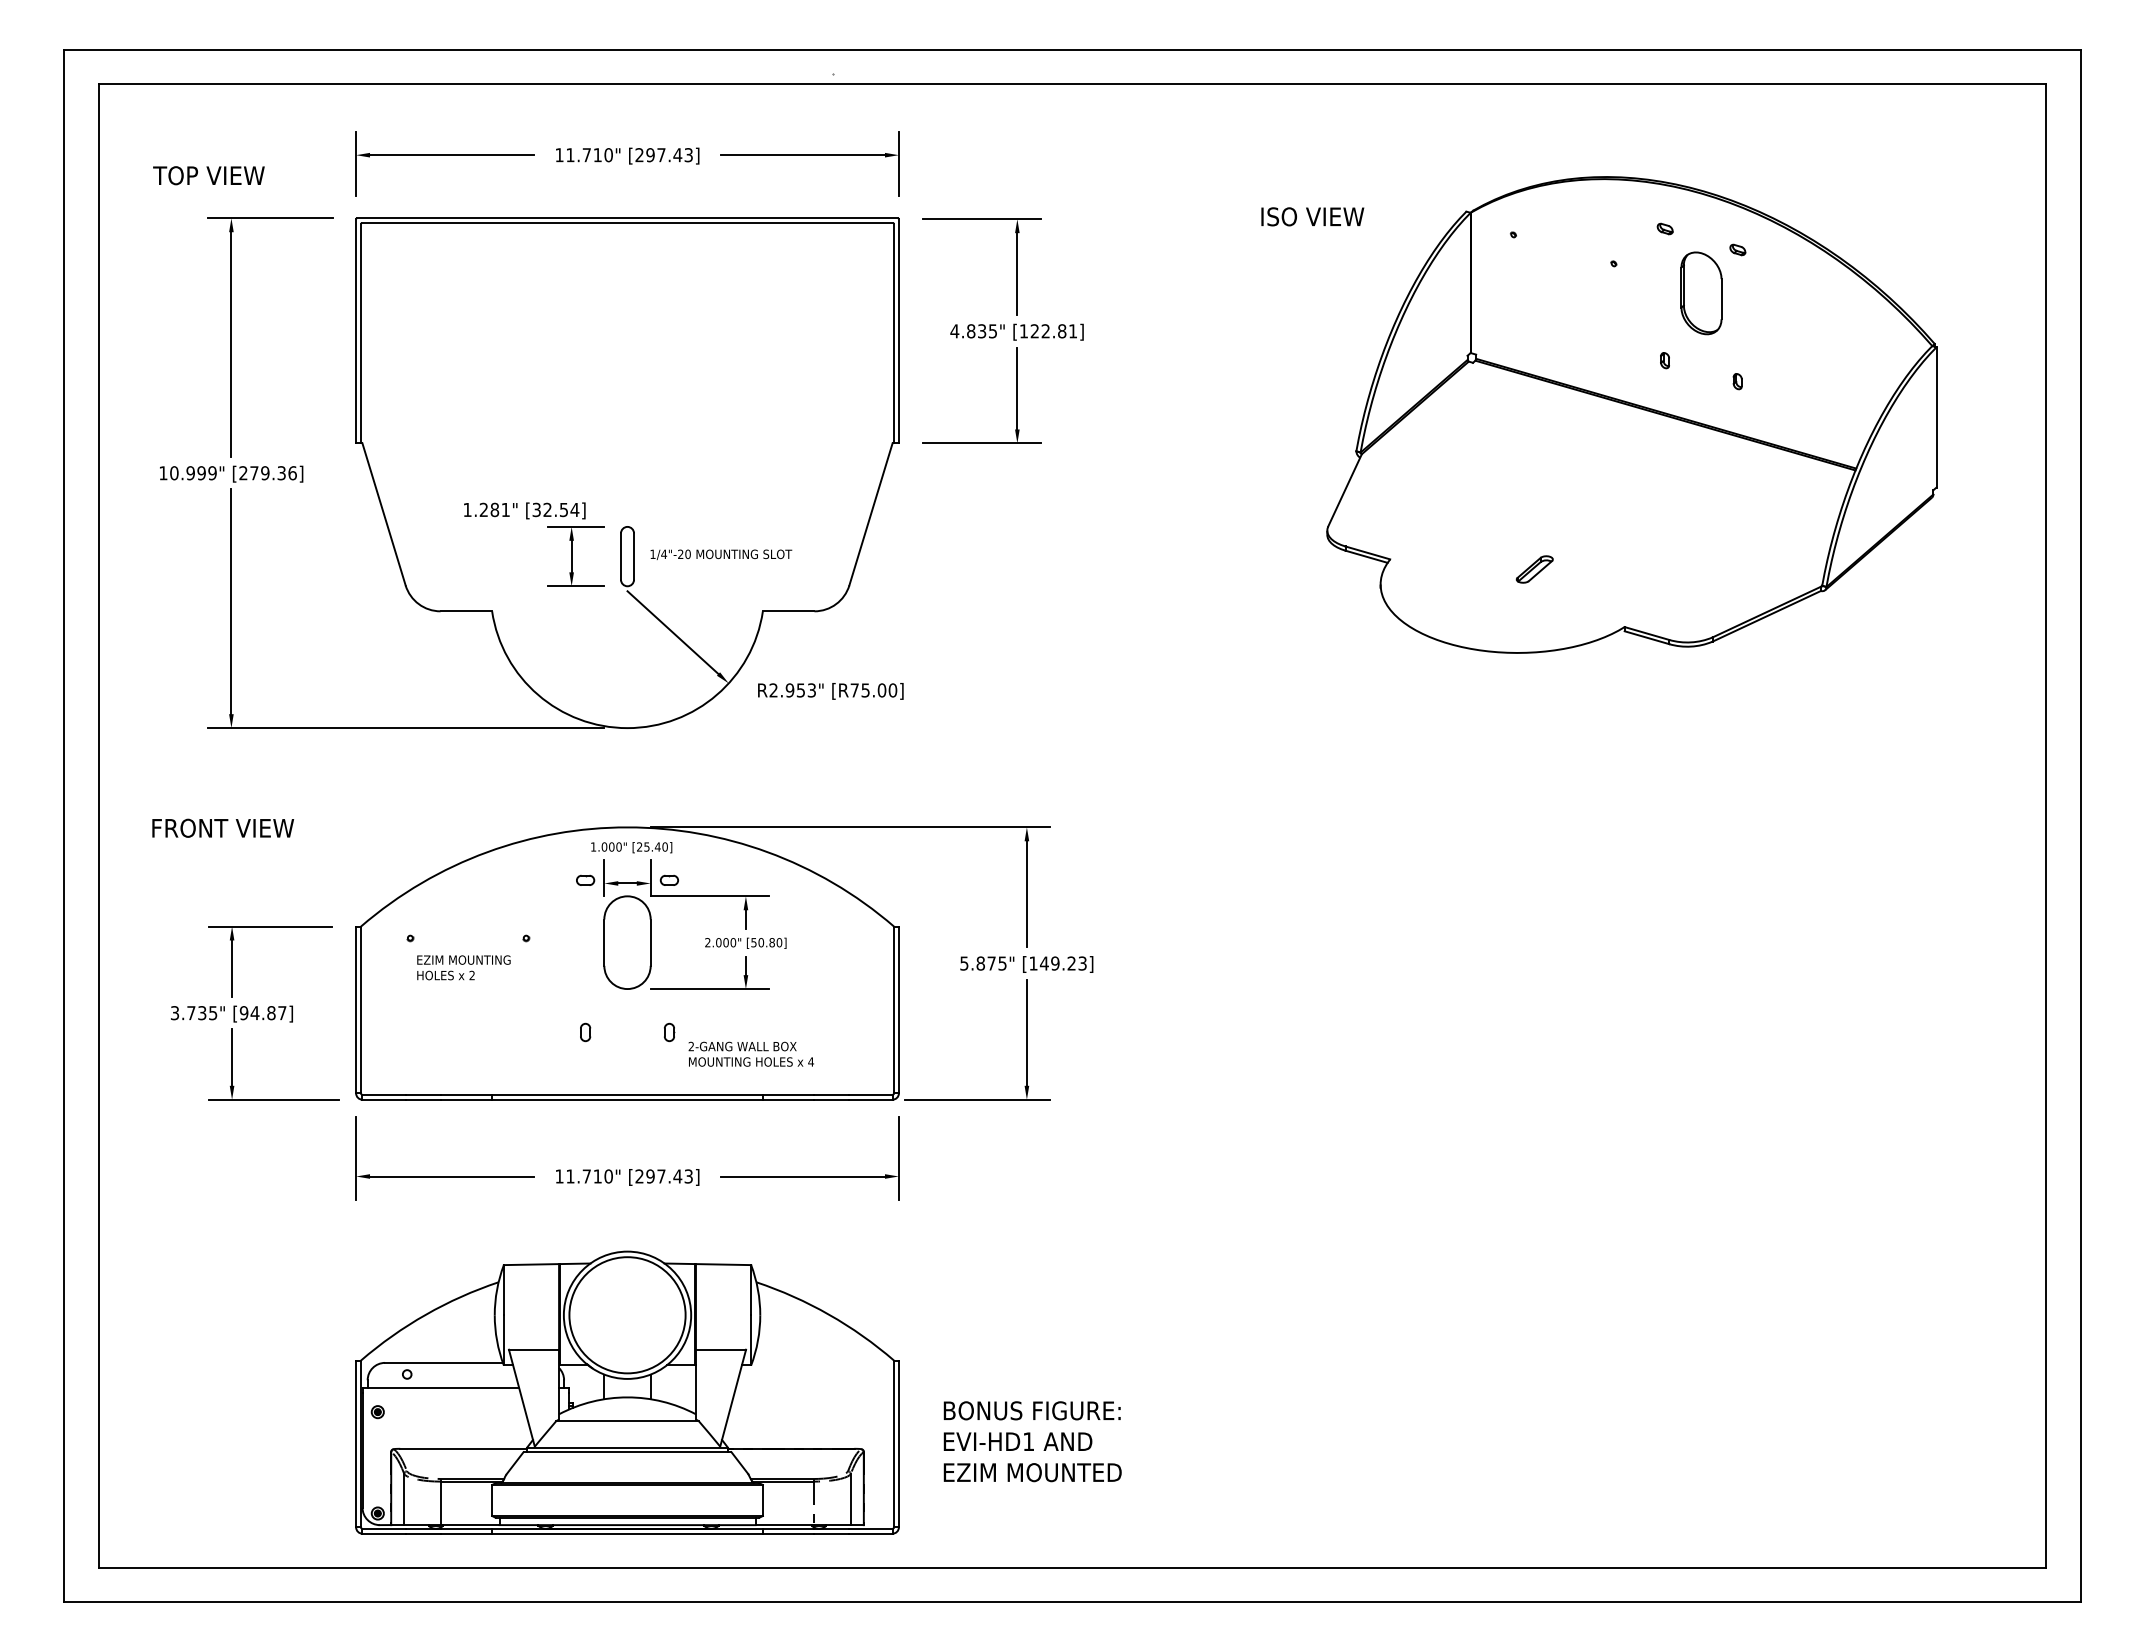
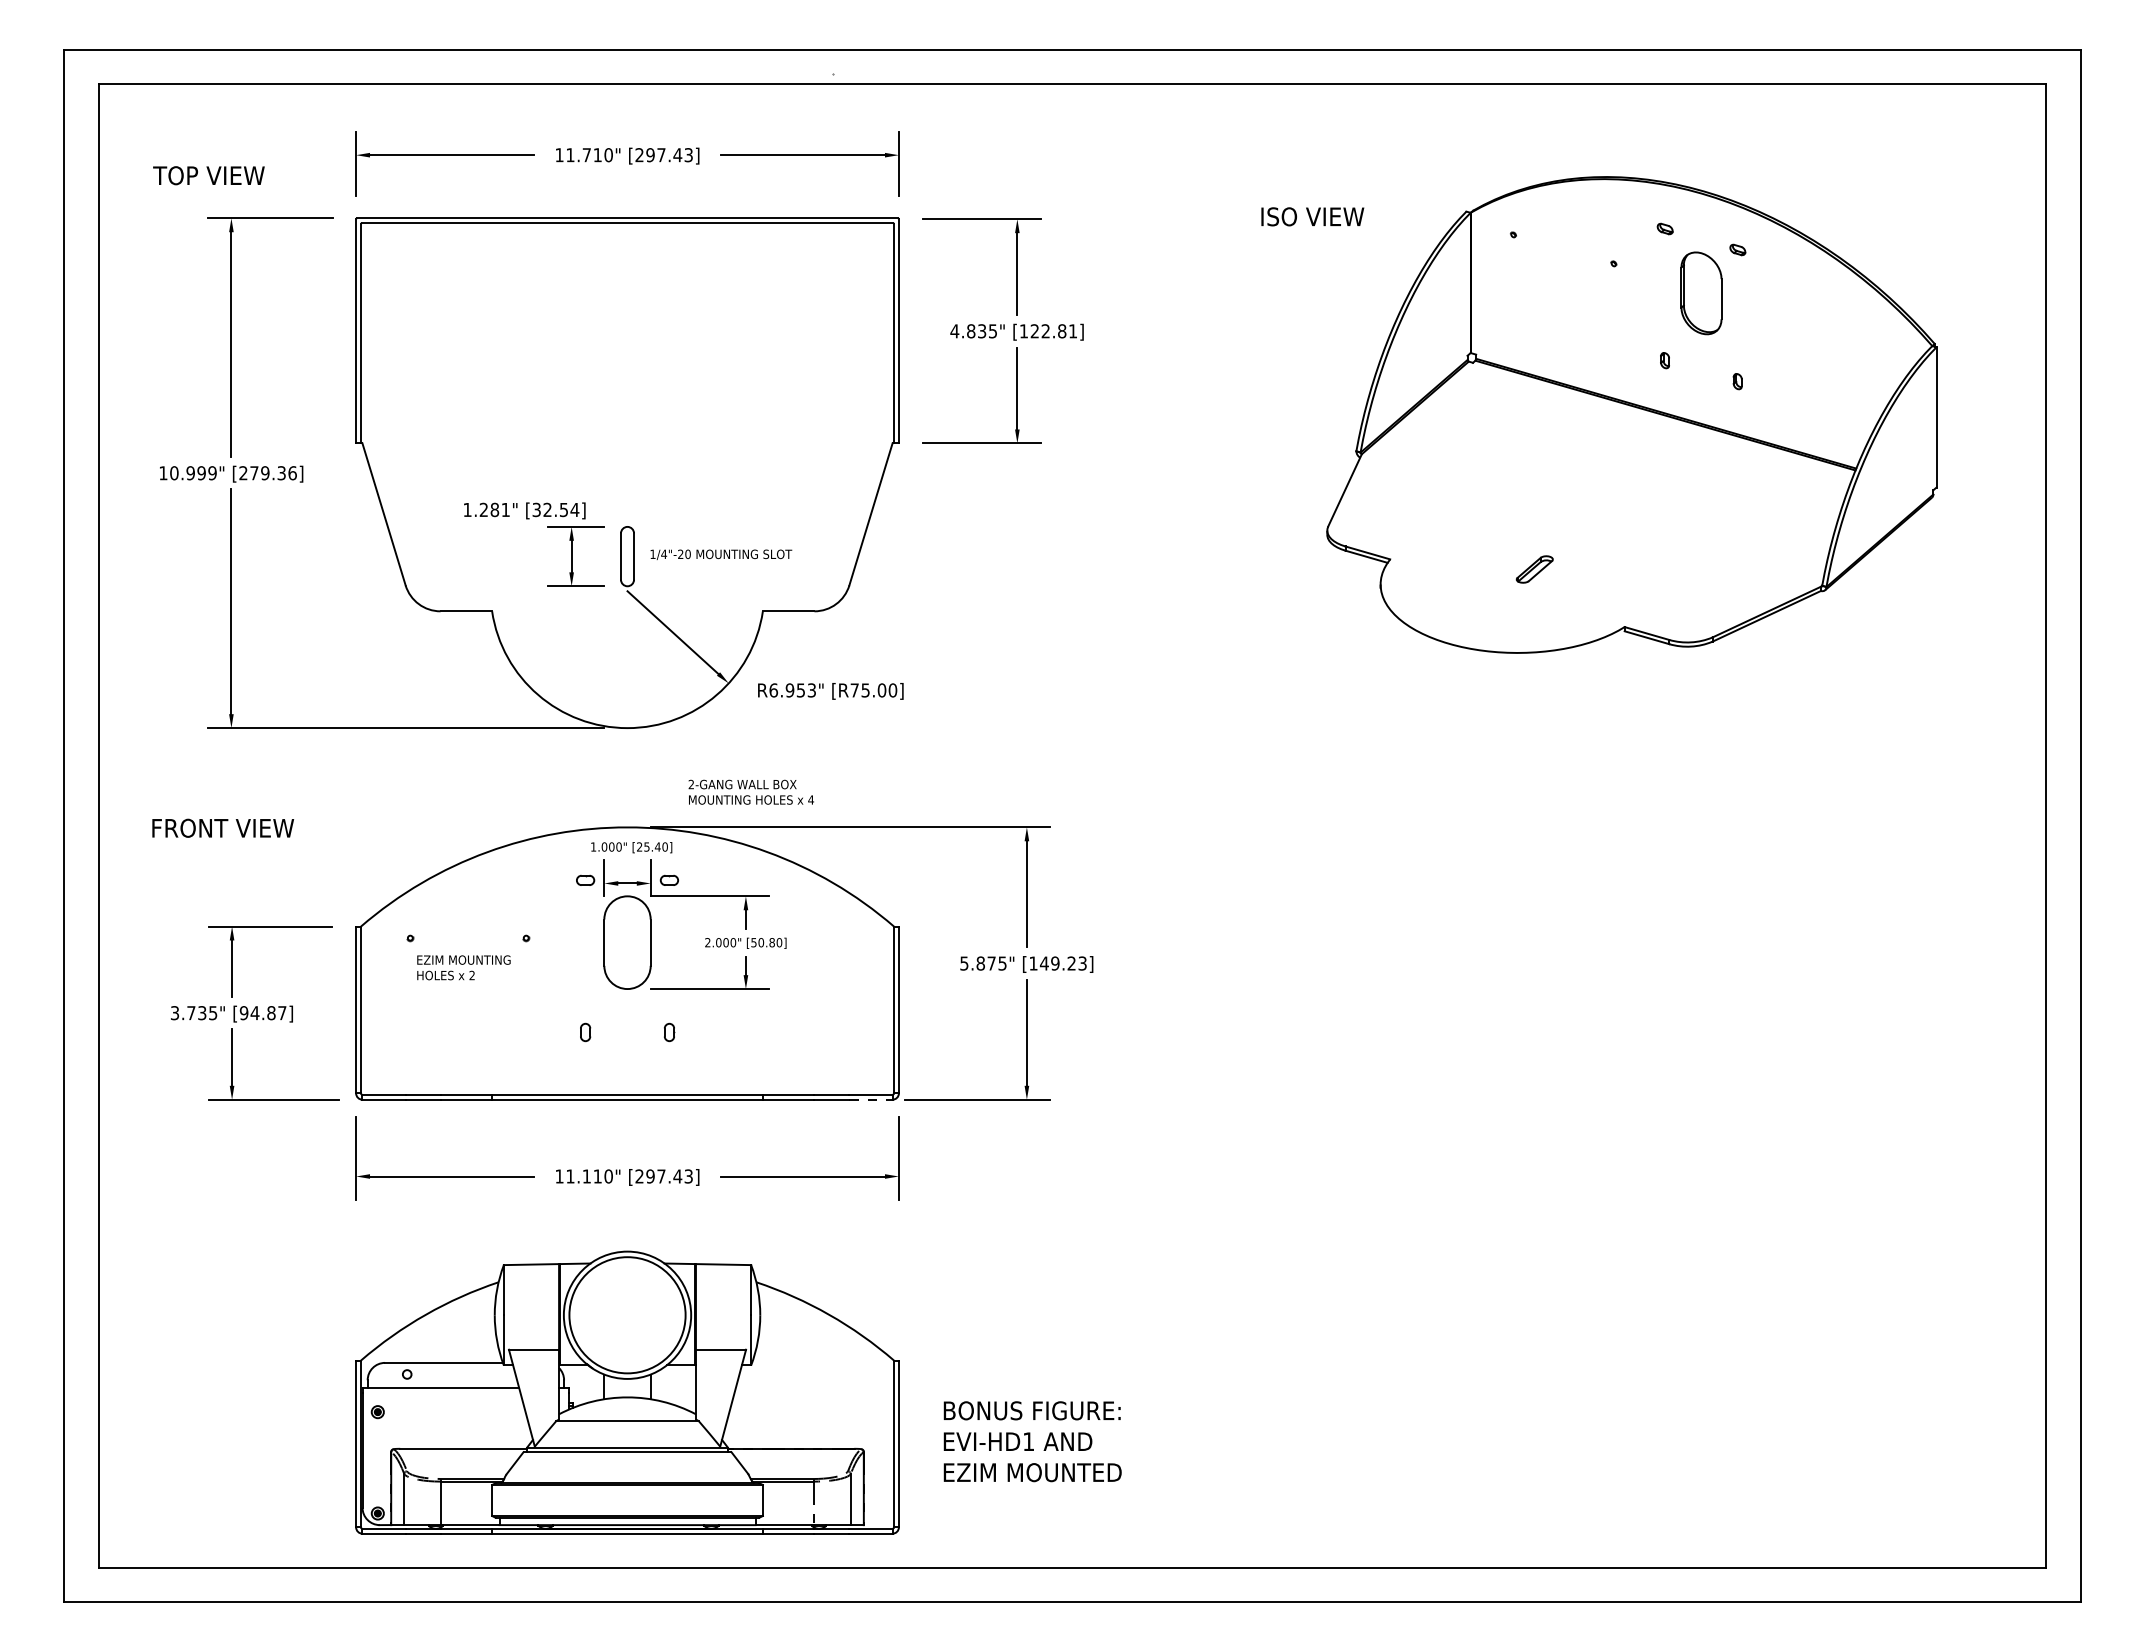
text: R2.953" -> R6.953" (773, 690)
text position: (750, 1053) -> (750, 791) (750, 791)
line: solid -> dashed (870, 1099)
text: 11.710" -> 11.110" (586, 1176)
